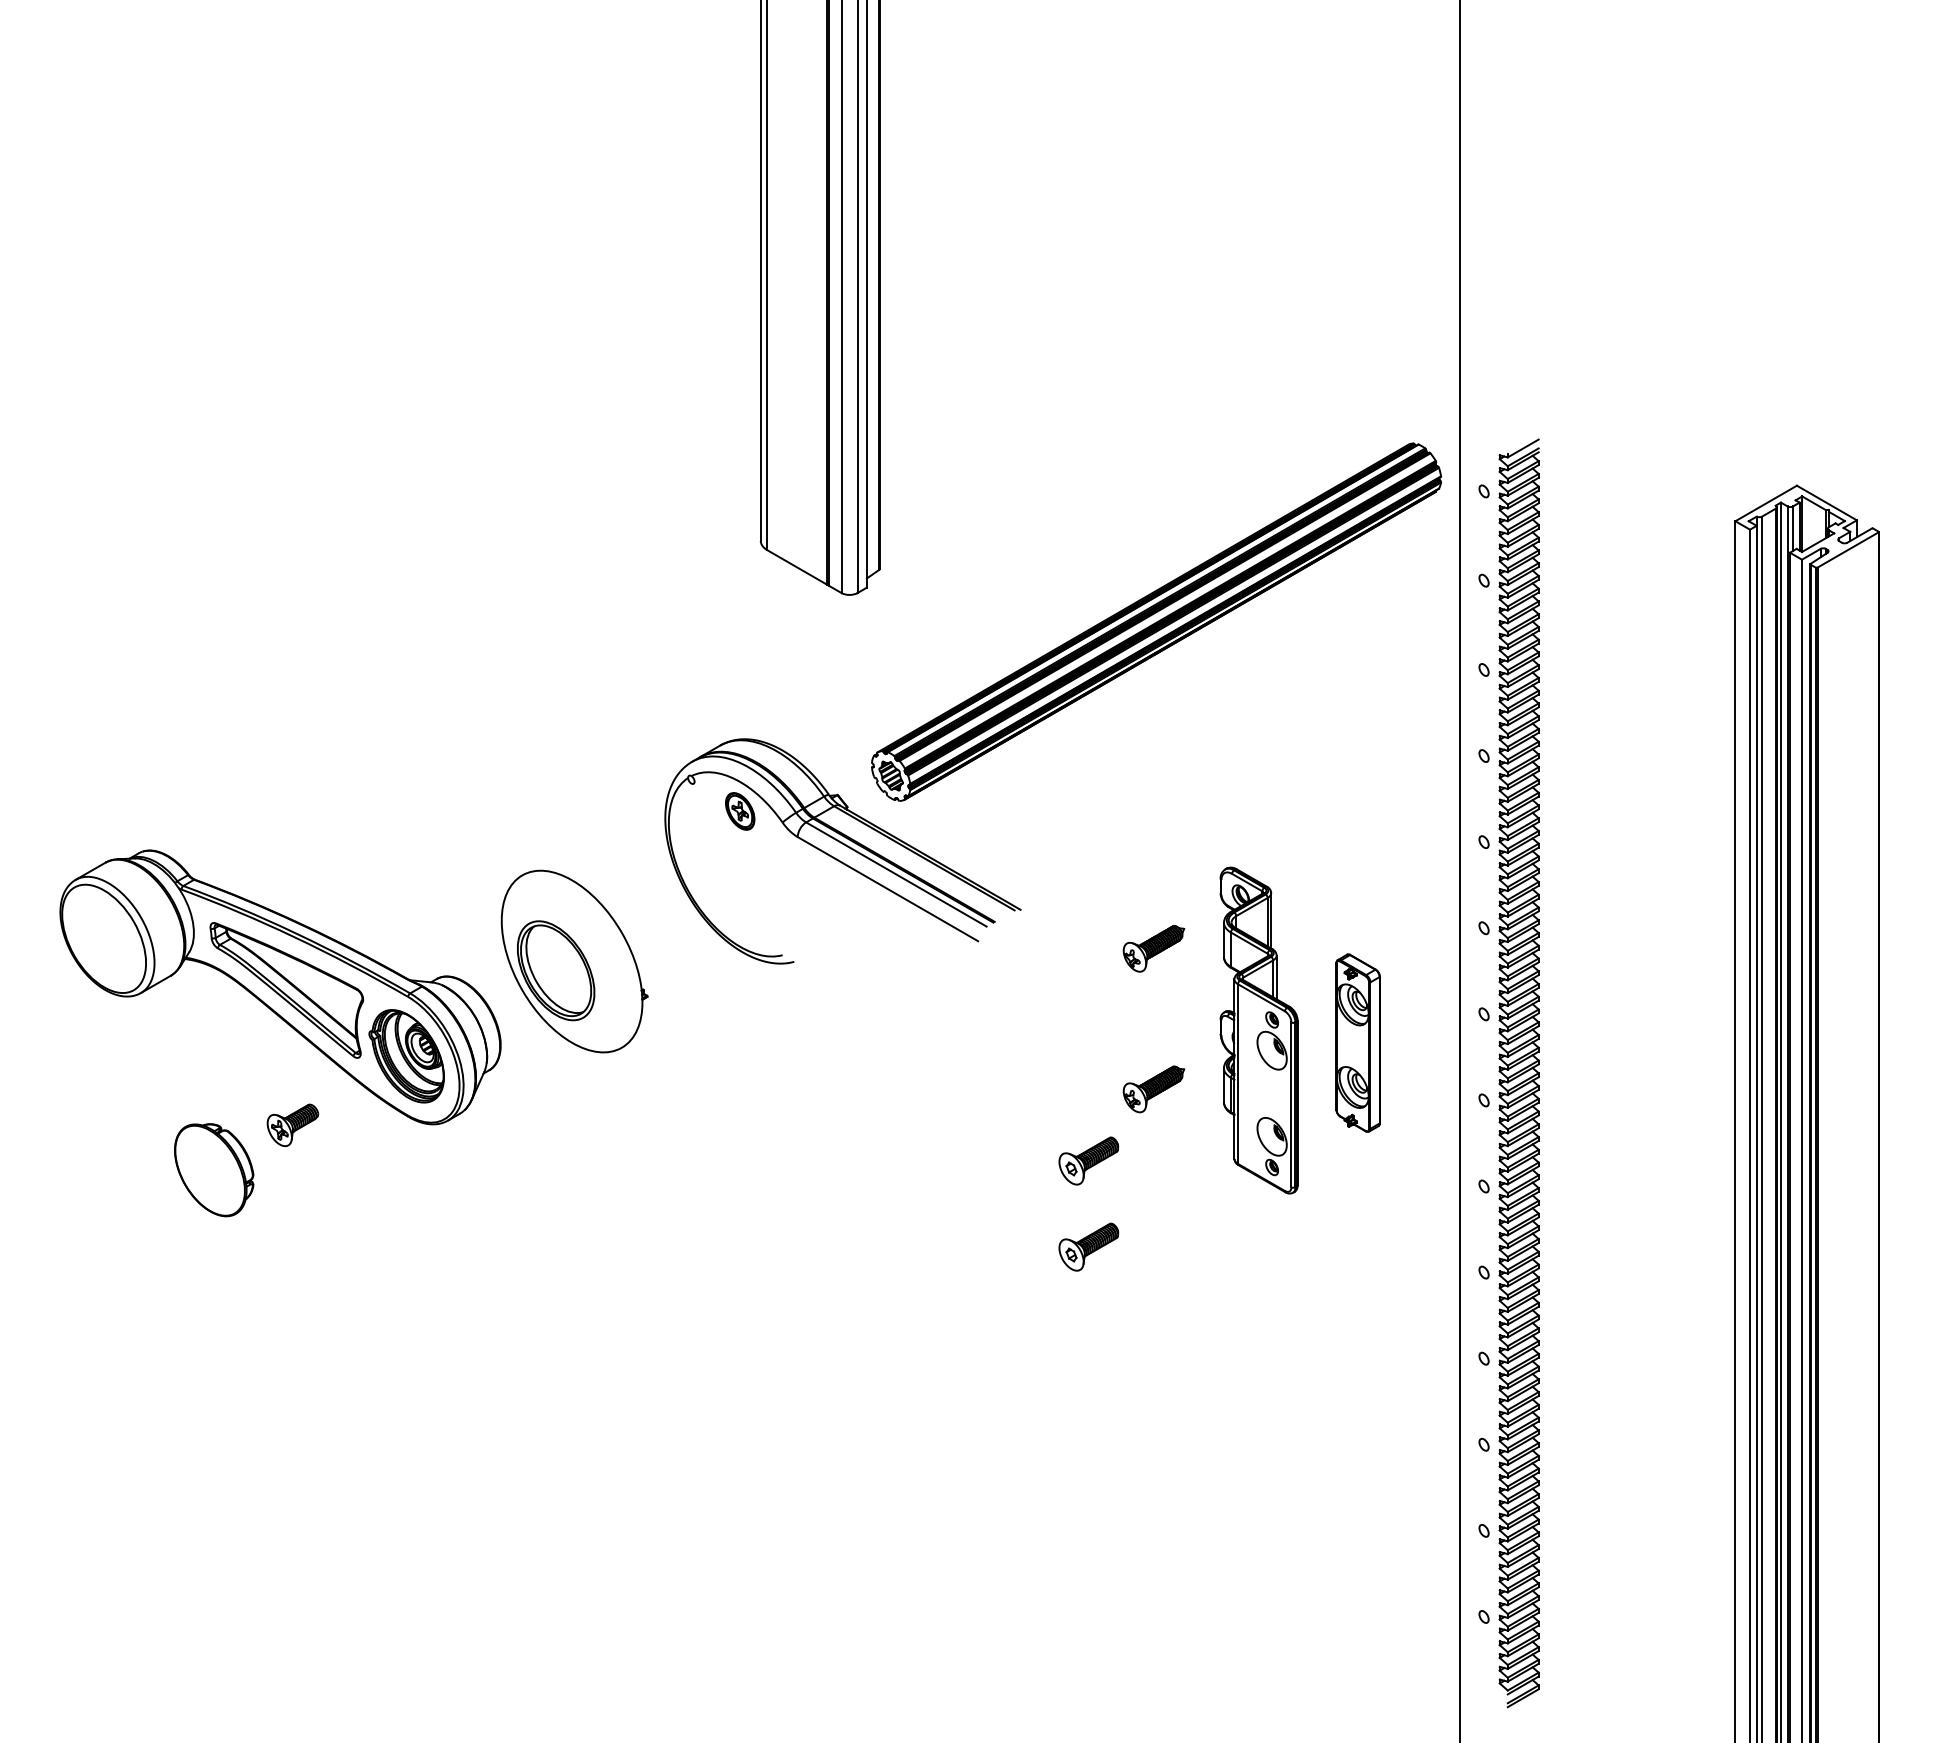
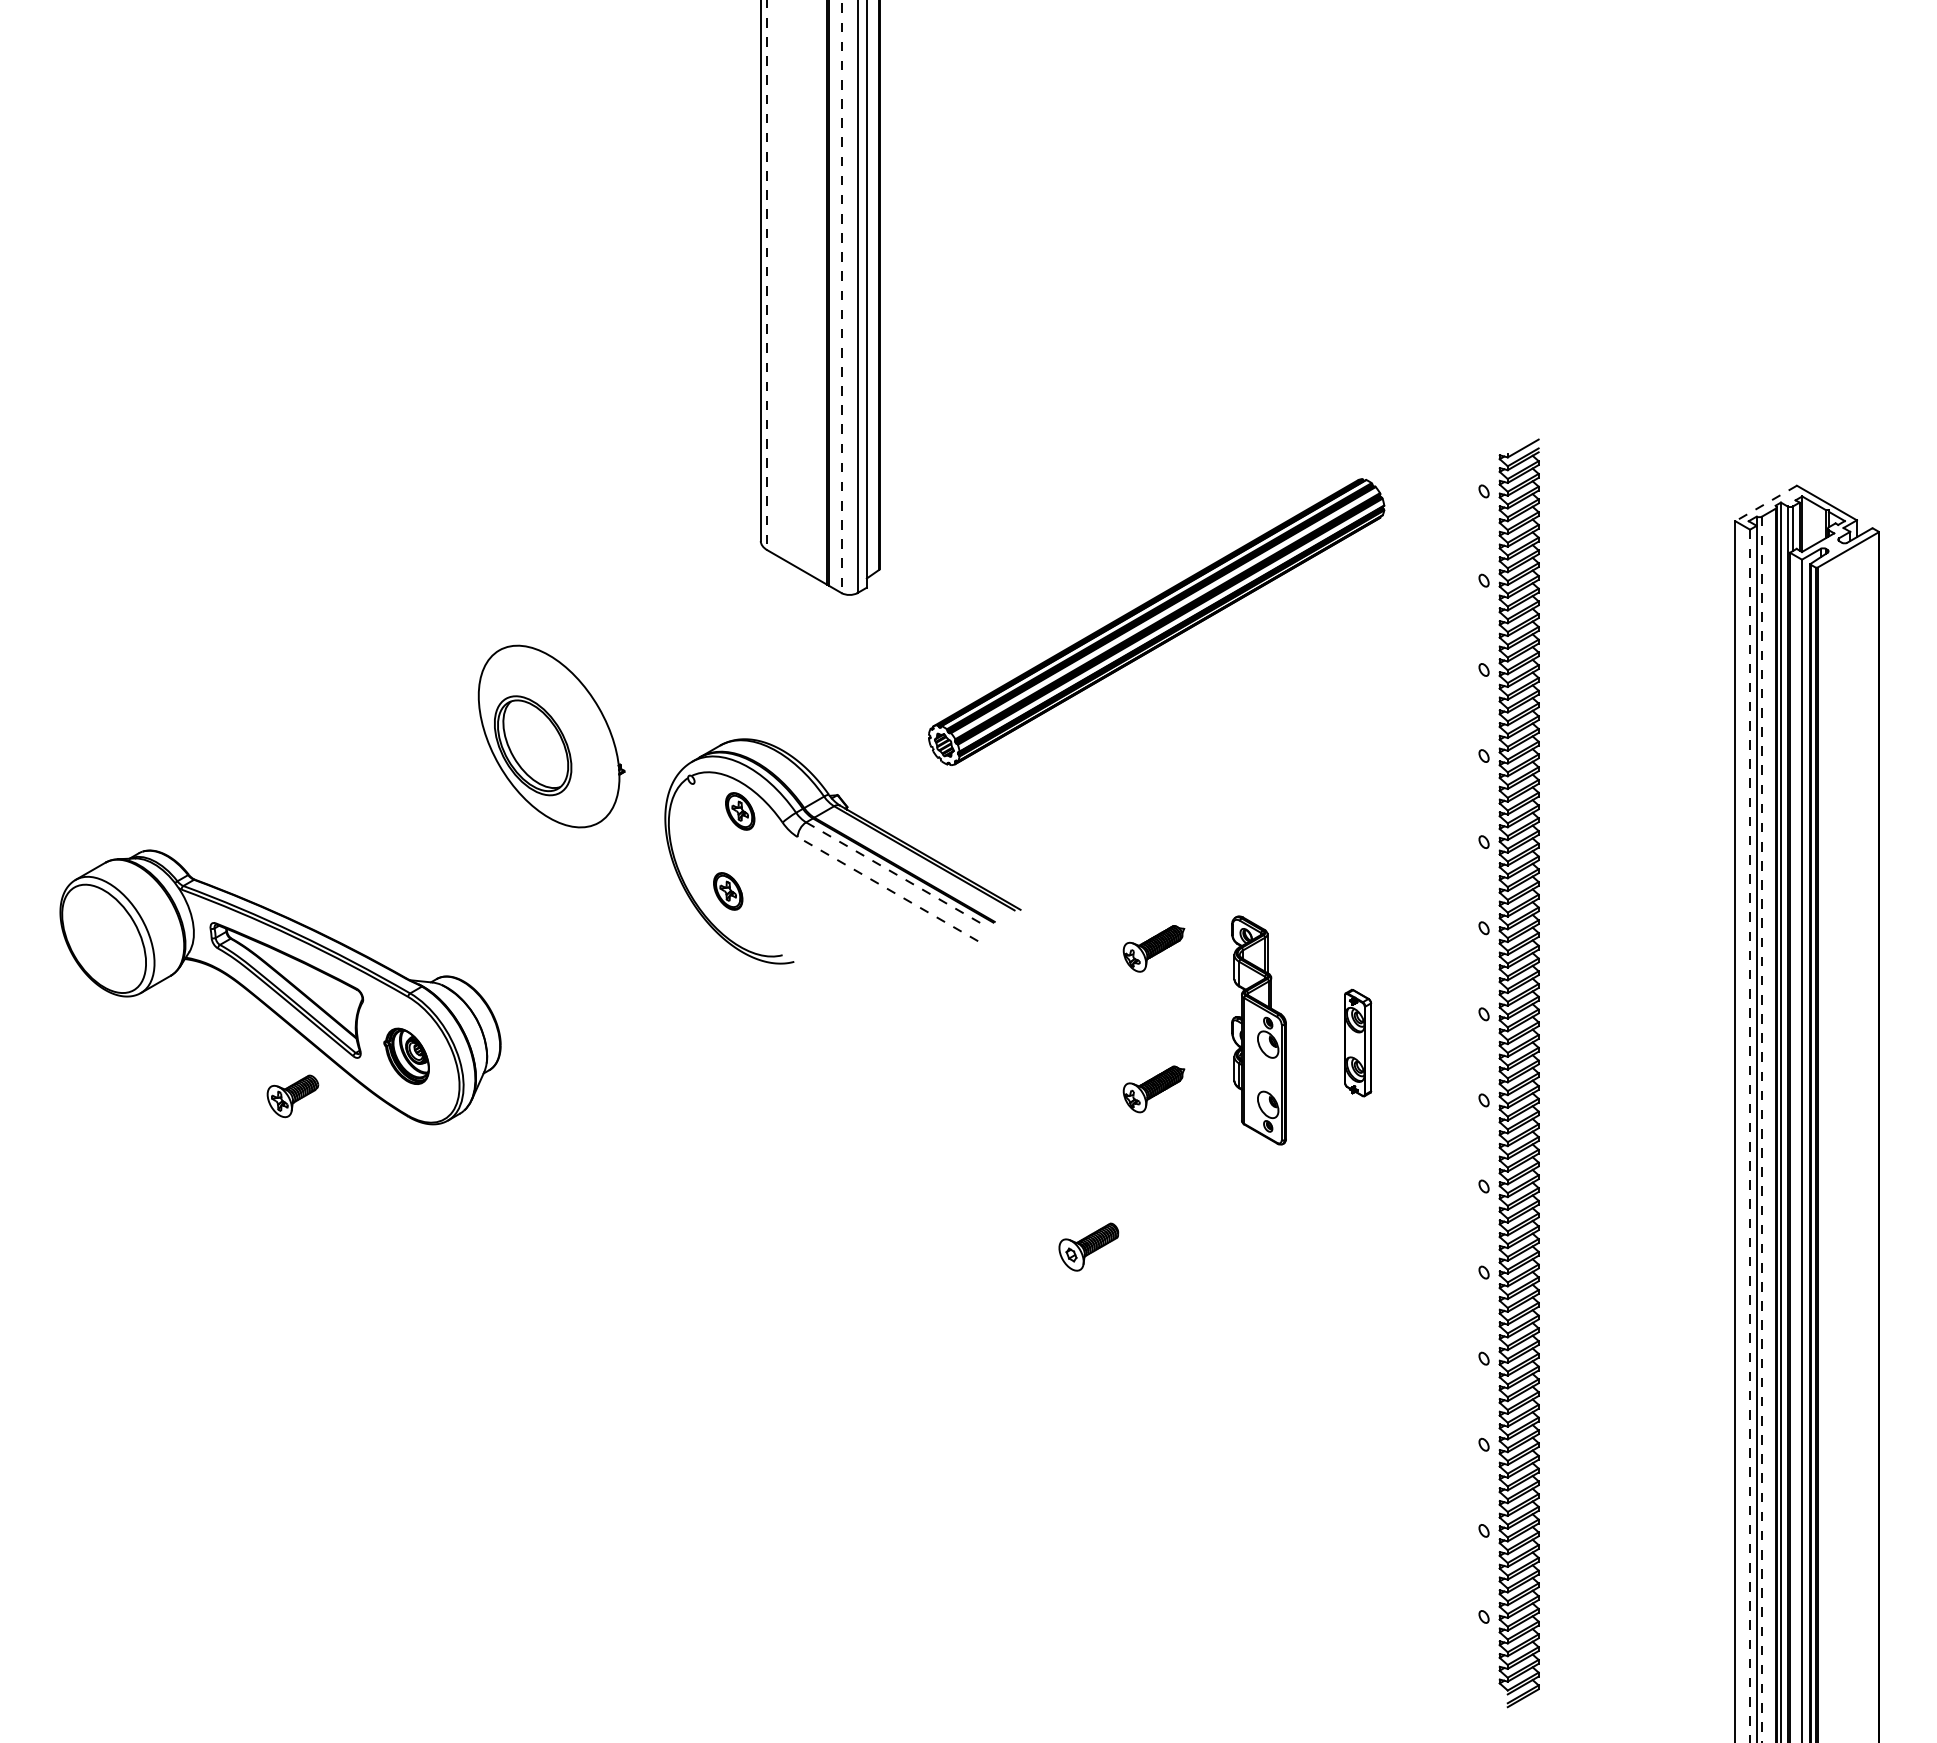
line: solid -> dashed (767, 275)
line: solid -> dashed (841, 297)
line: solid -> dashed (1766, 503)
part size: 572x360 px -> 458x288 px (1156, 621)
line: present -> none (1460, 870)
line: solid -> dashed (896, 874)
line: solid -> dashed (887, 888)
part: none -> present (728, 891)
part position: (574, 961) -> (551, 736) (551, 736)
part size: 80x329 px -> 56x231 px (1258, 1030)
part size: 46x180 px -> 29x110 px (1358, 1042)
part size: 77x95 px -> 47x58 px (406, 1055)
part position: (292, 1125) -> (292, 1096) (292, 1096)
line: solid -> dashed (1762, 1130)
line: solid -> dashed (1750, 1136)
part: present -> none (1088, 1160)
part: present -> none (214, 1170)
